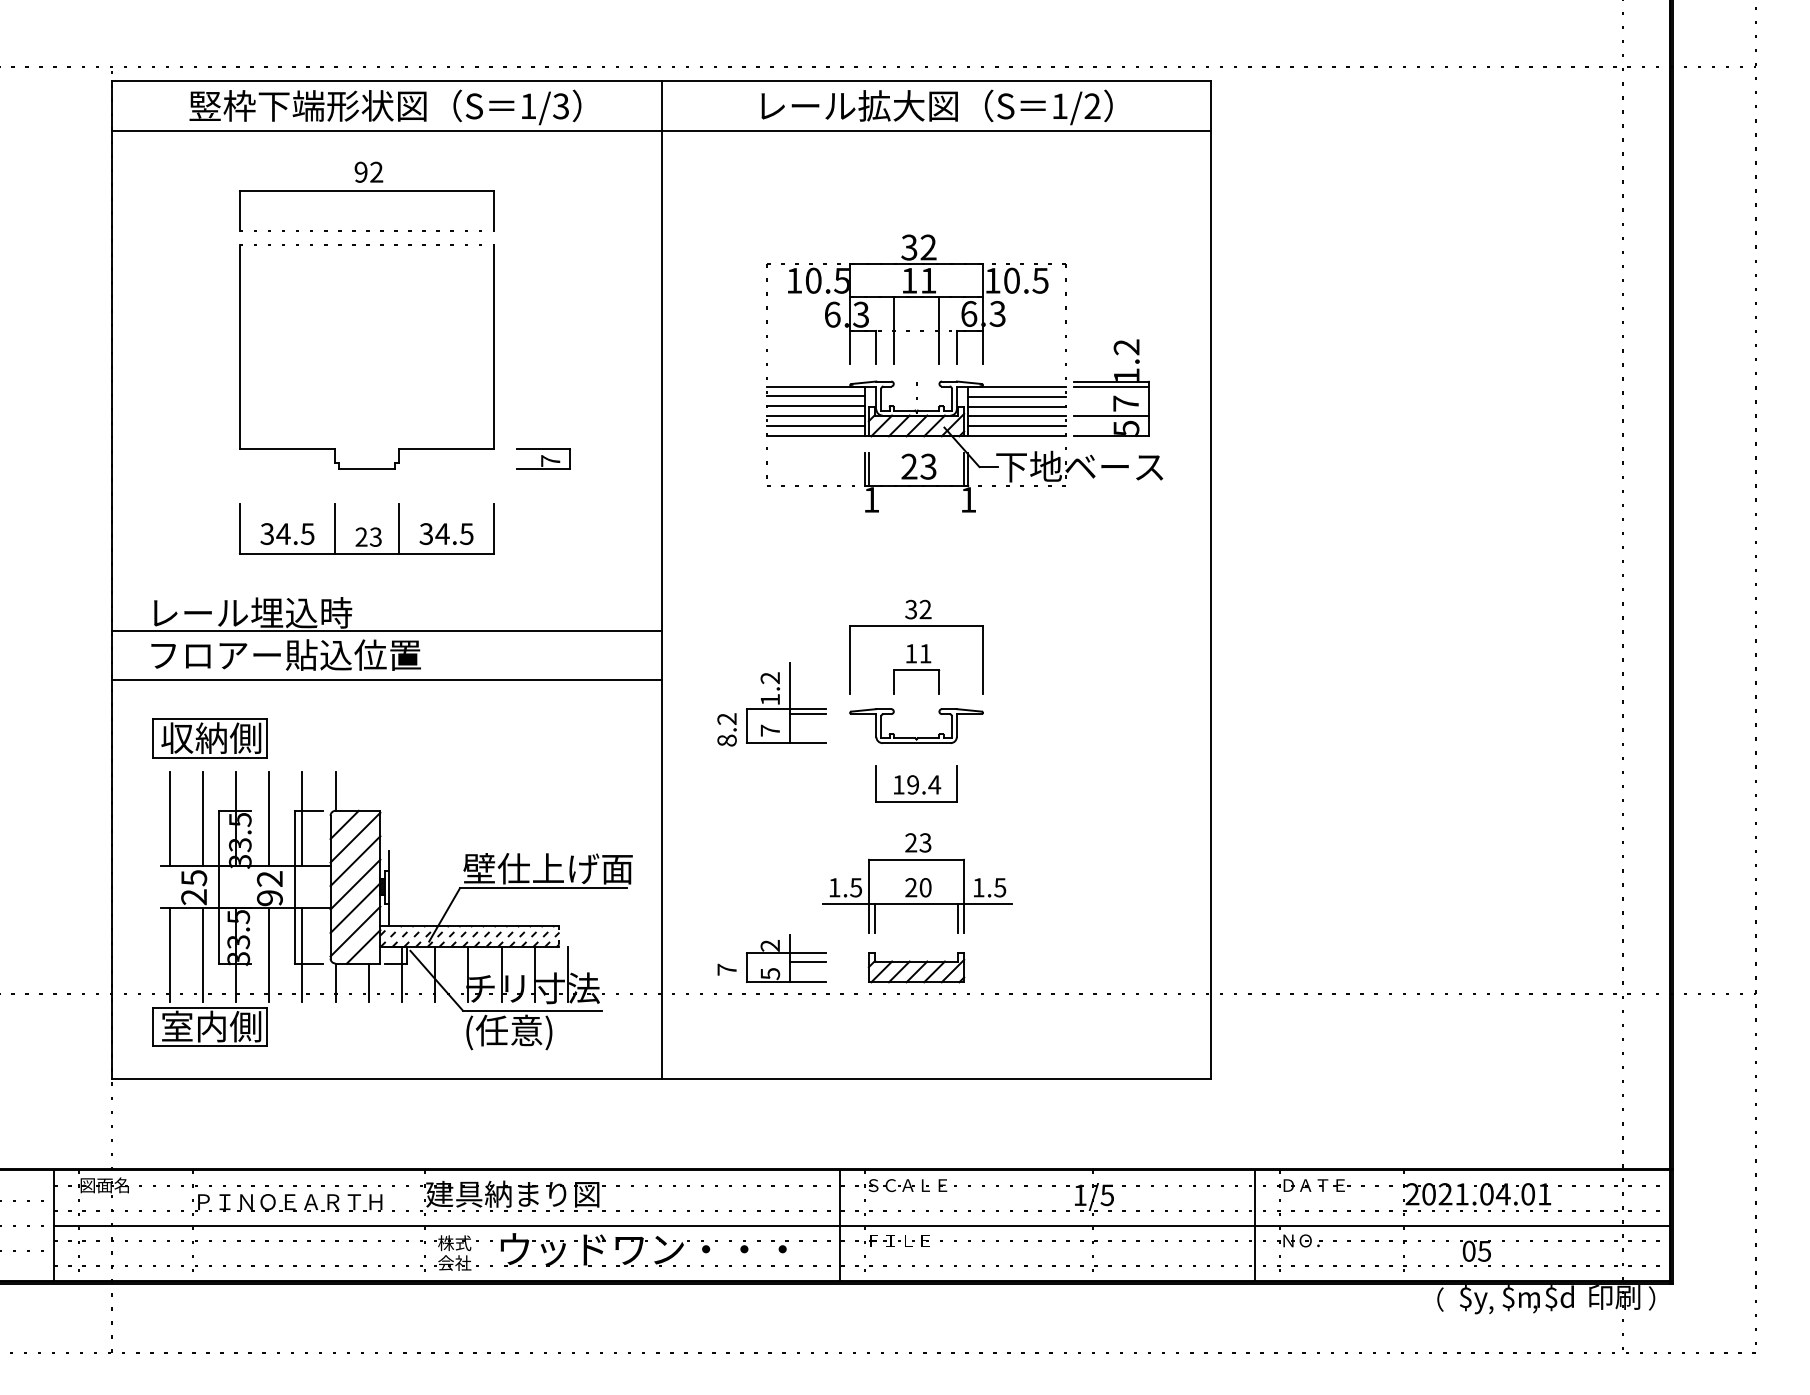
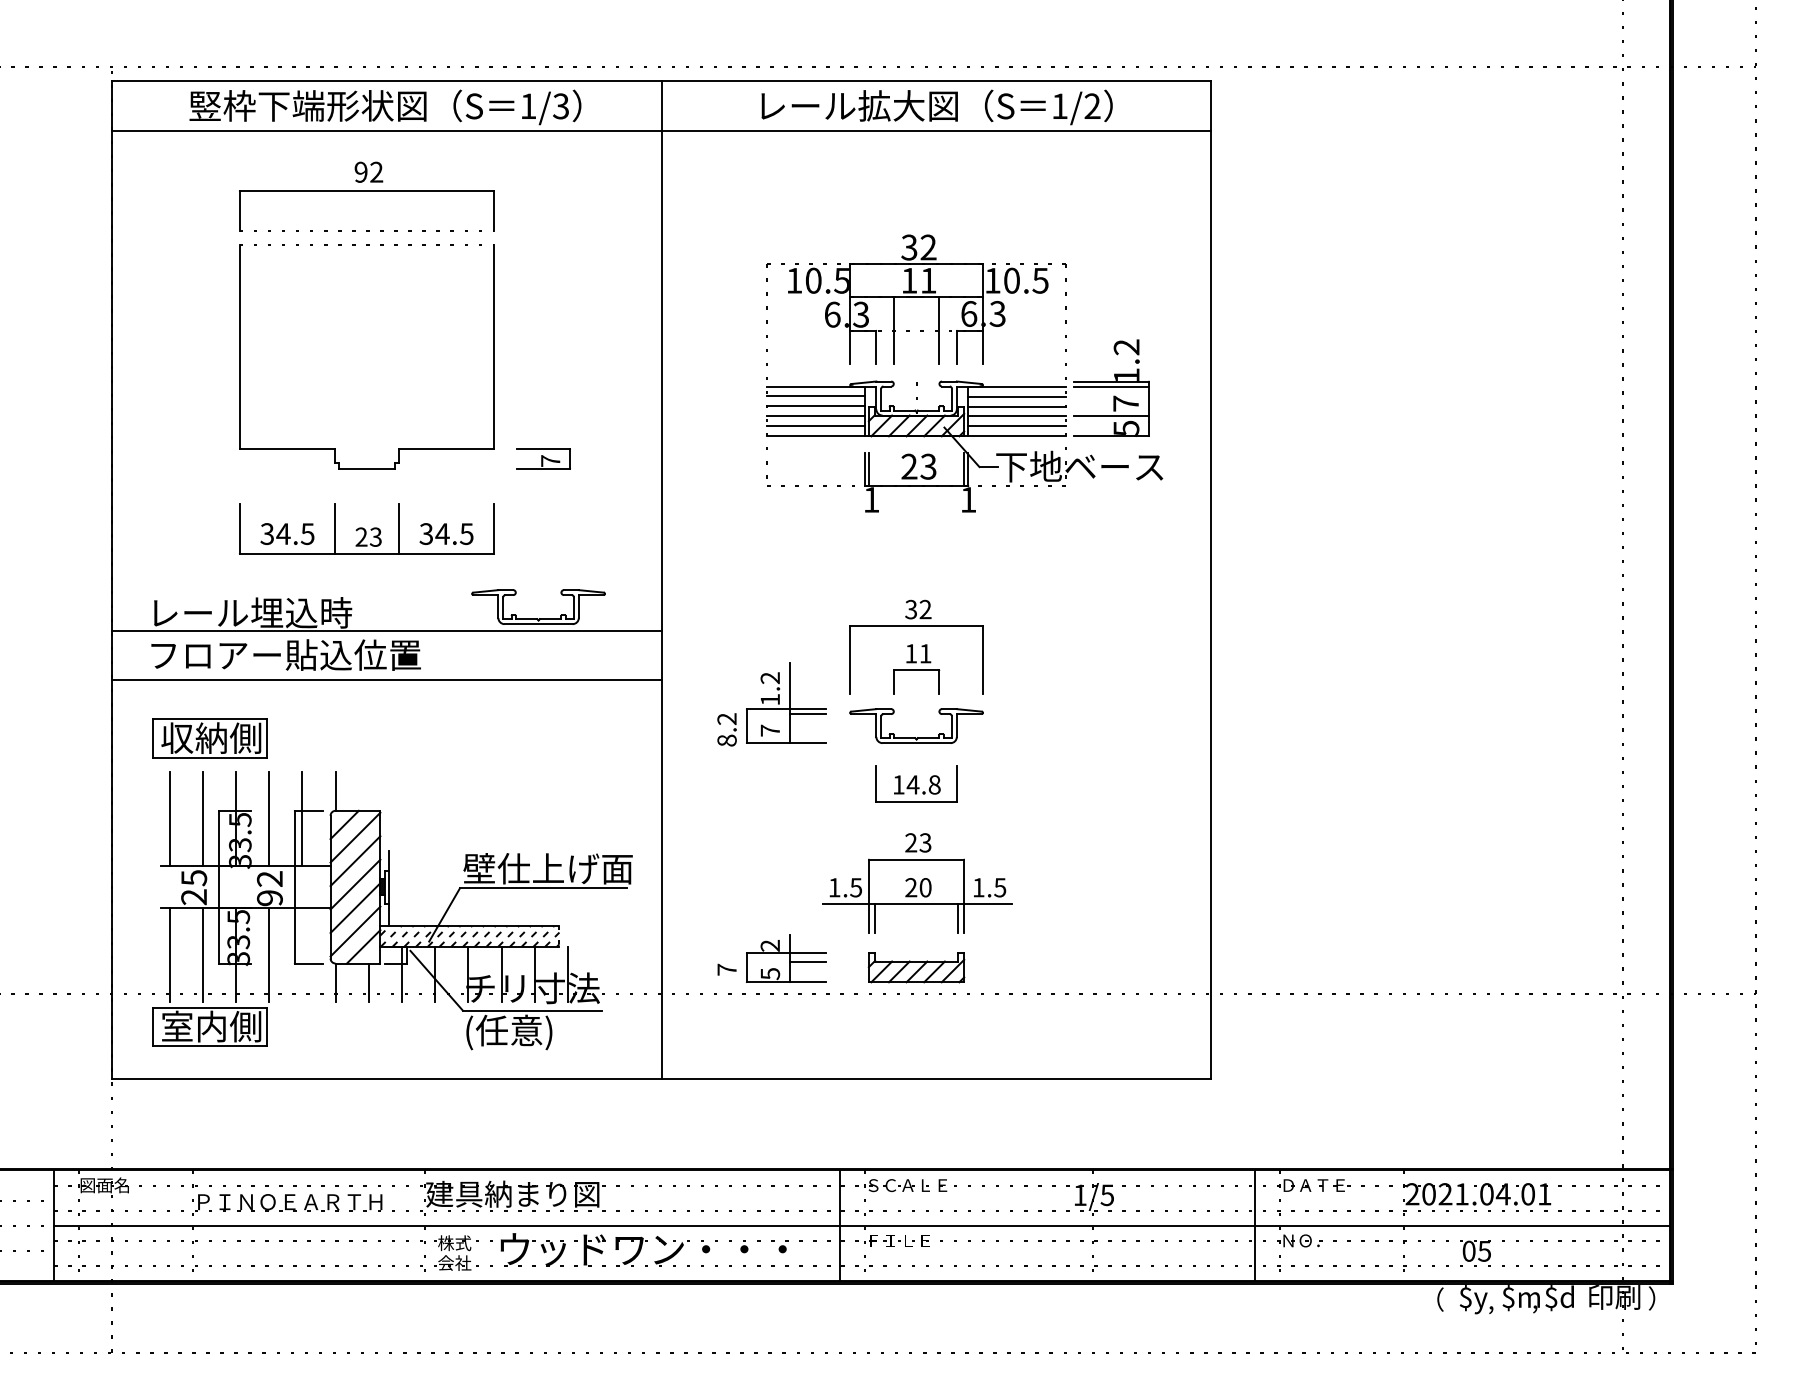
part: none -> present (538, 618)
text: 19.4 -> 14.8 (923, 784)
line: present -> none (302, 954)
